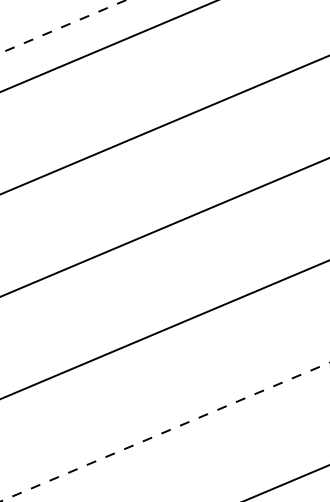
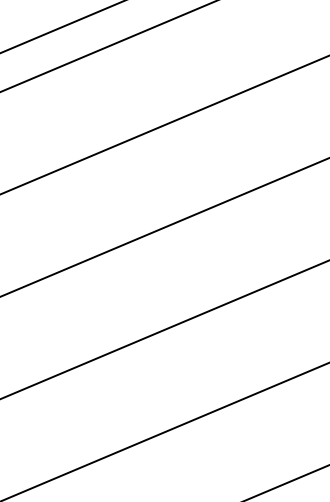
line: dashed -> solid (63, 26)
line: dashed -> solid (164, 432)
